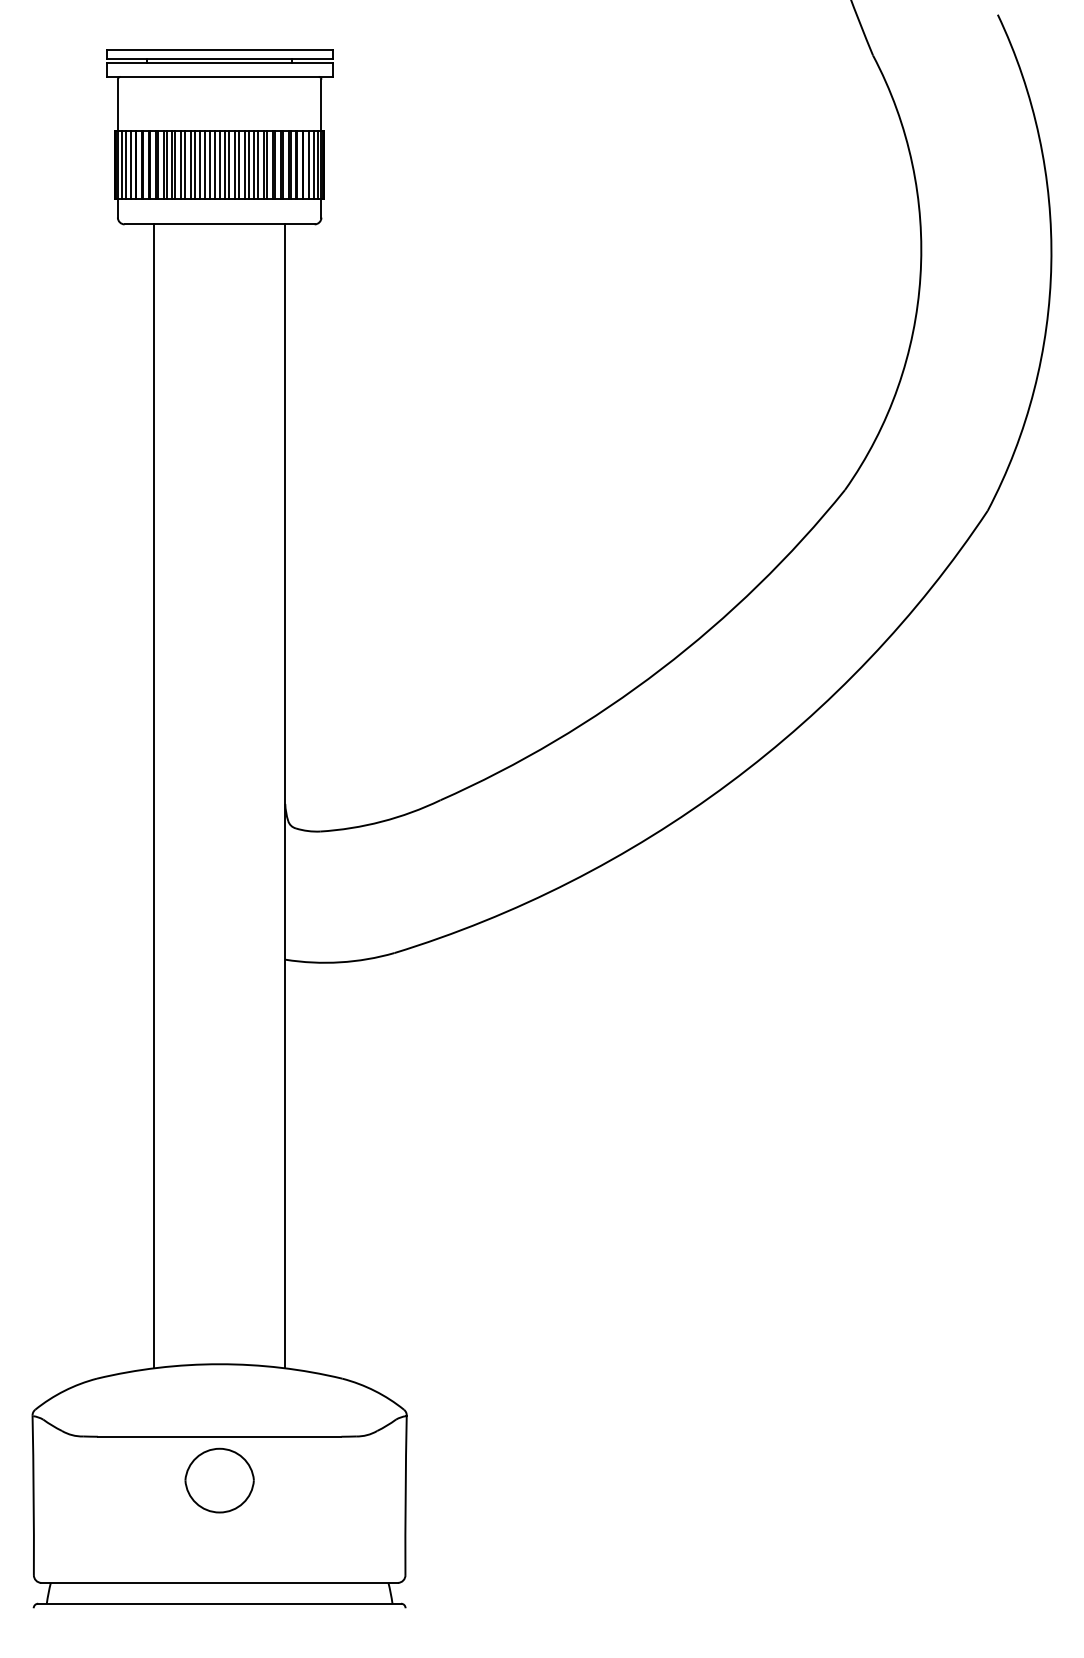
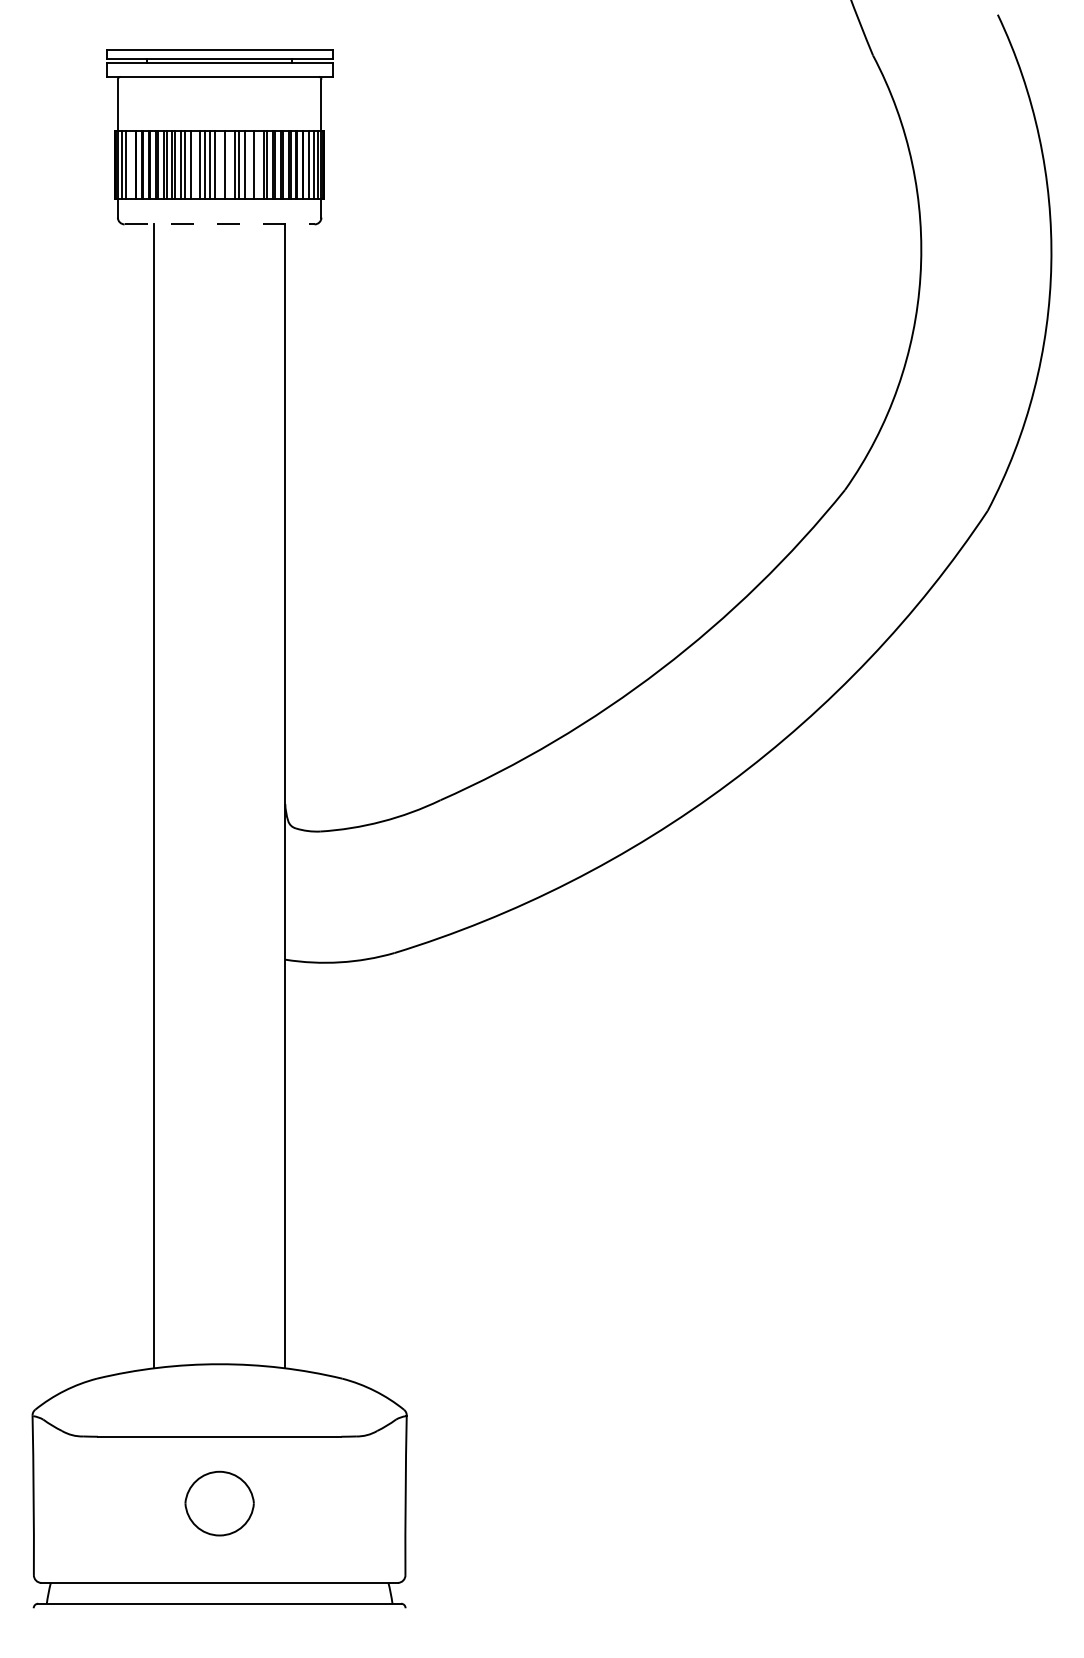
line: present -> none (130, 165)
line: present -> none (194, 165)
line: present -> none (219, 165)
line: present -> none (229, 165)
line: present -> none (248, 165)
line: present -> none (258, 165)
line: solid -> dashed (220, 224)
part position: (219, 1480) -> (219, 1503) (219, 1503)
